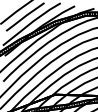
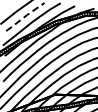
line: solid -> dashed (25, 16)
